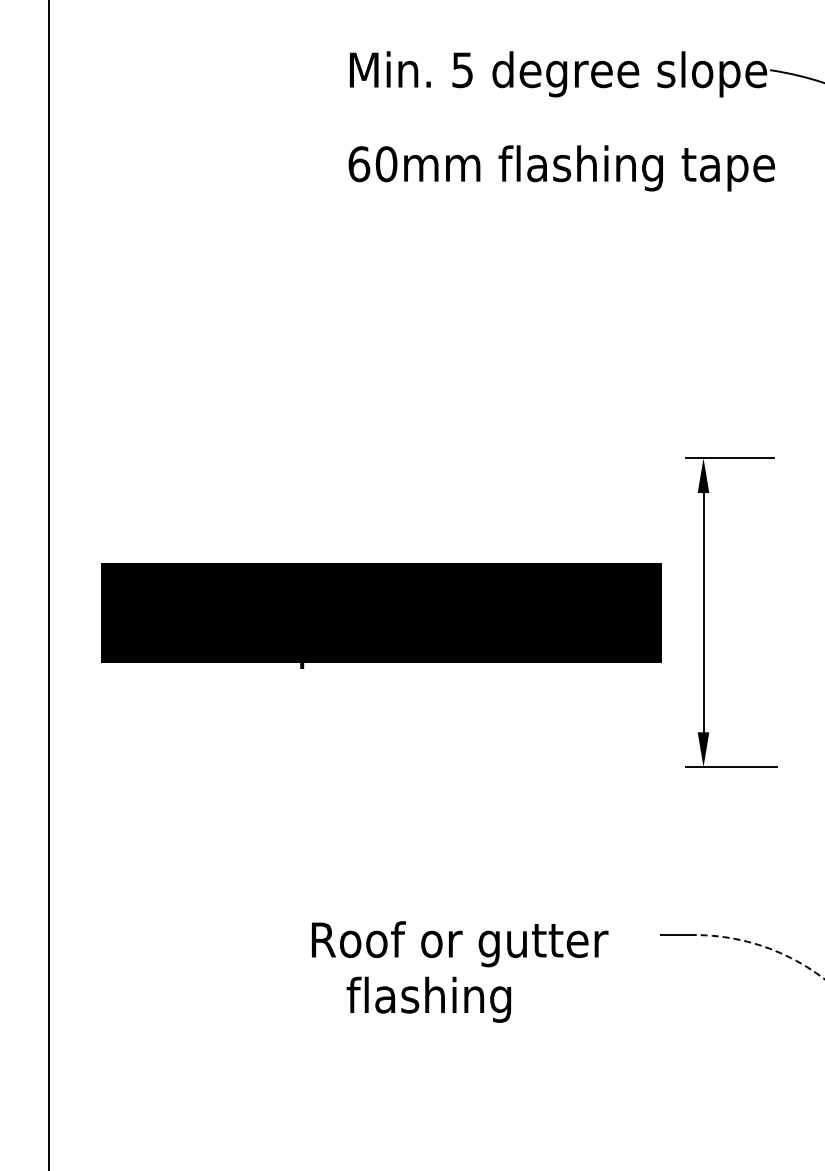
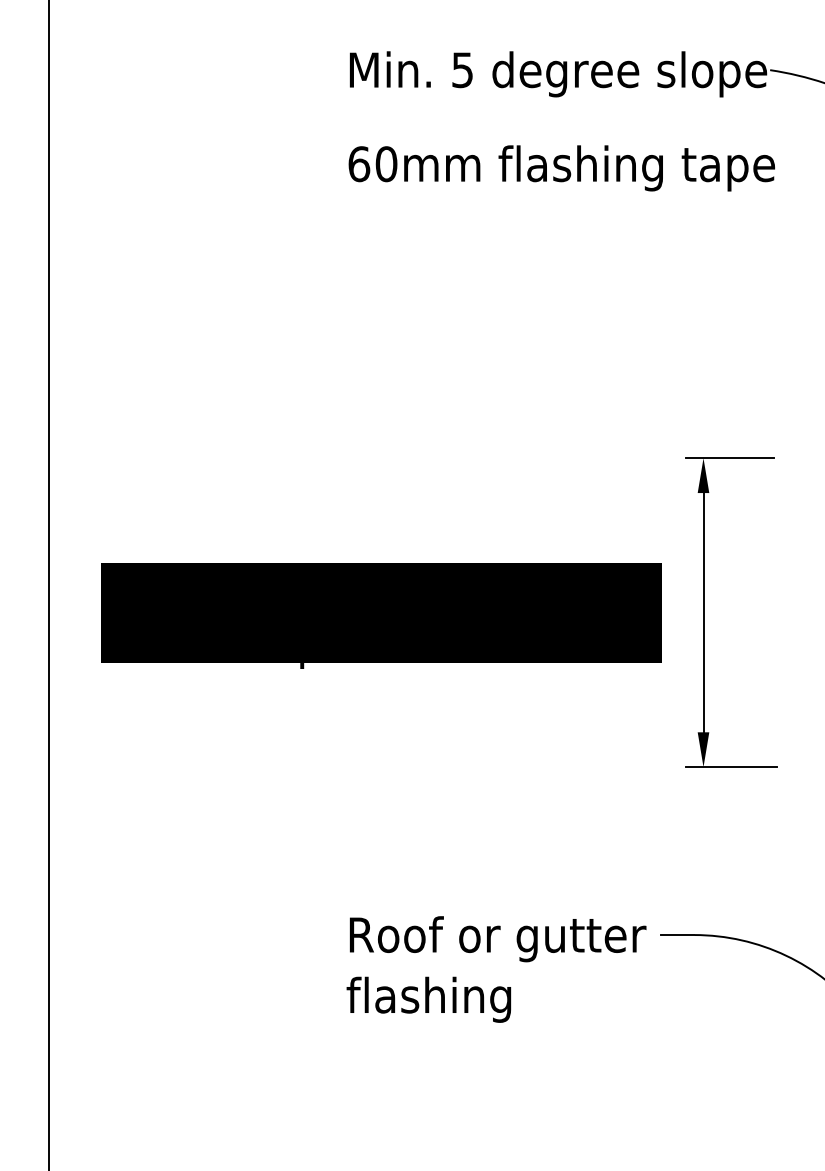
text position: (460, 944) -> (498, 939) (498, 939)
arc: dashed -> solid (763, 946)
